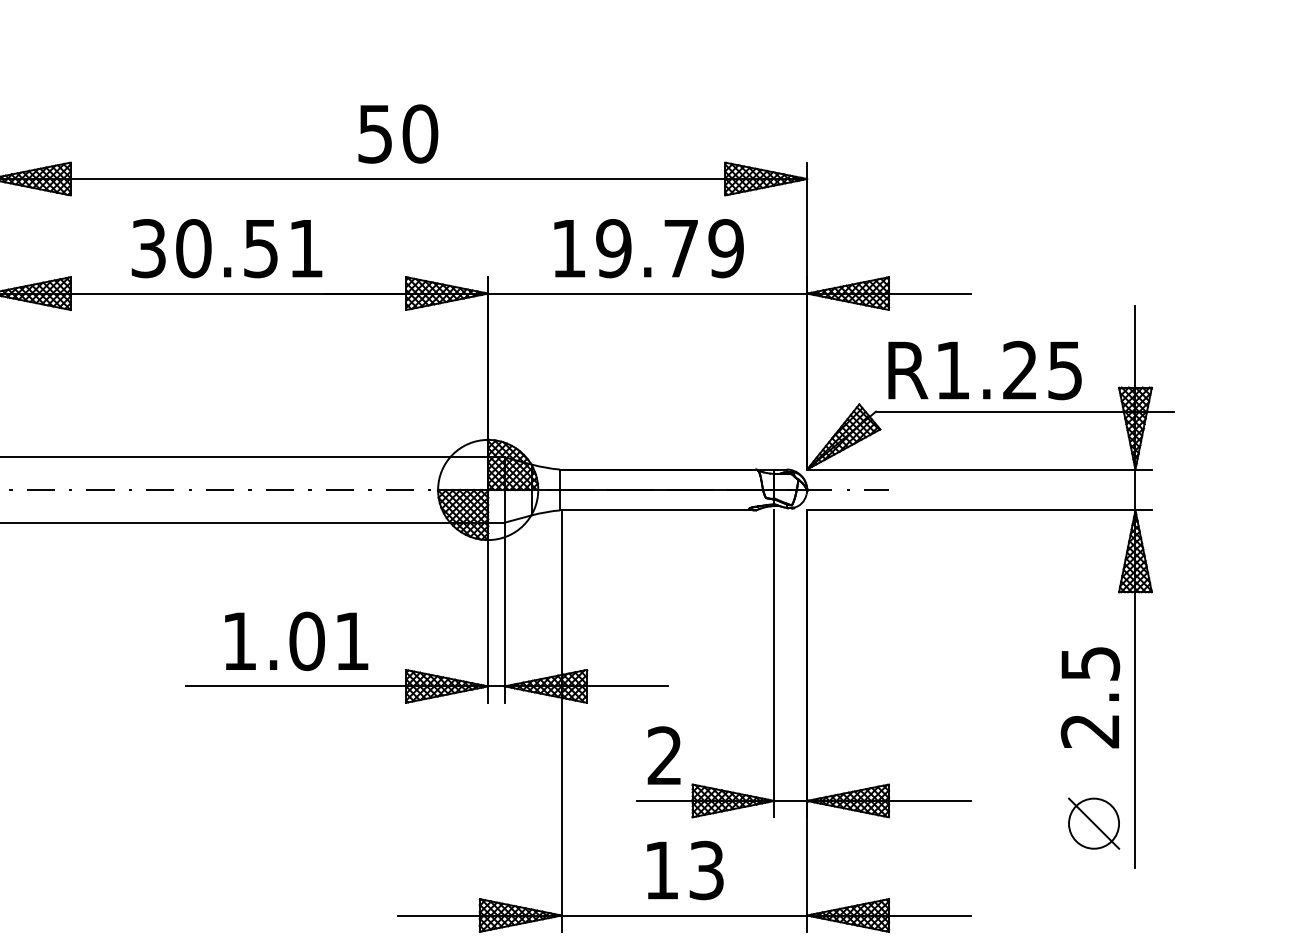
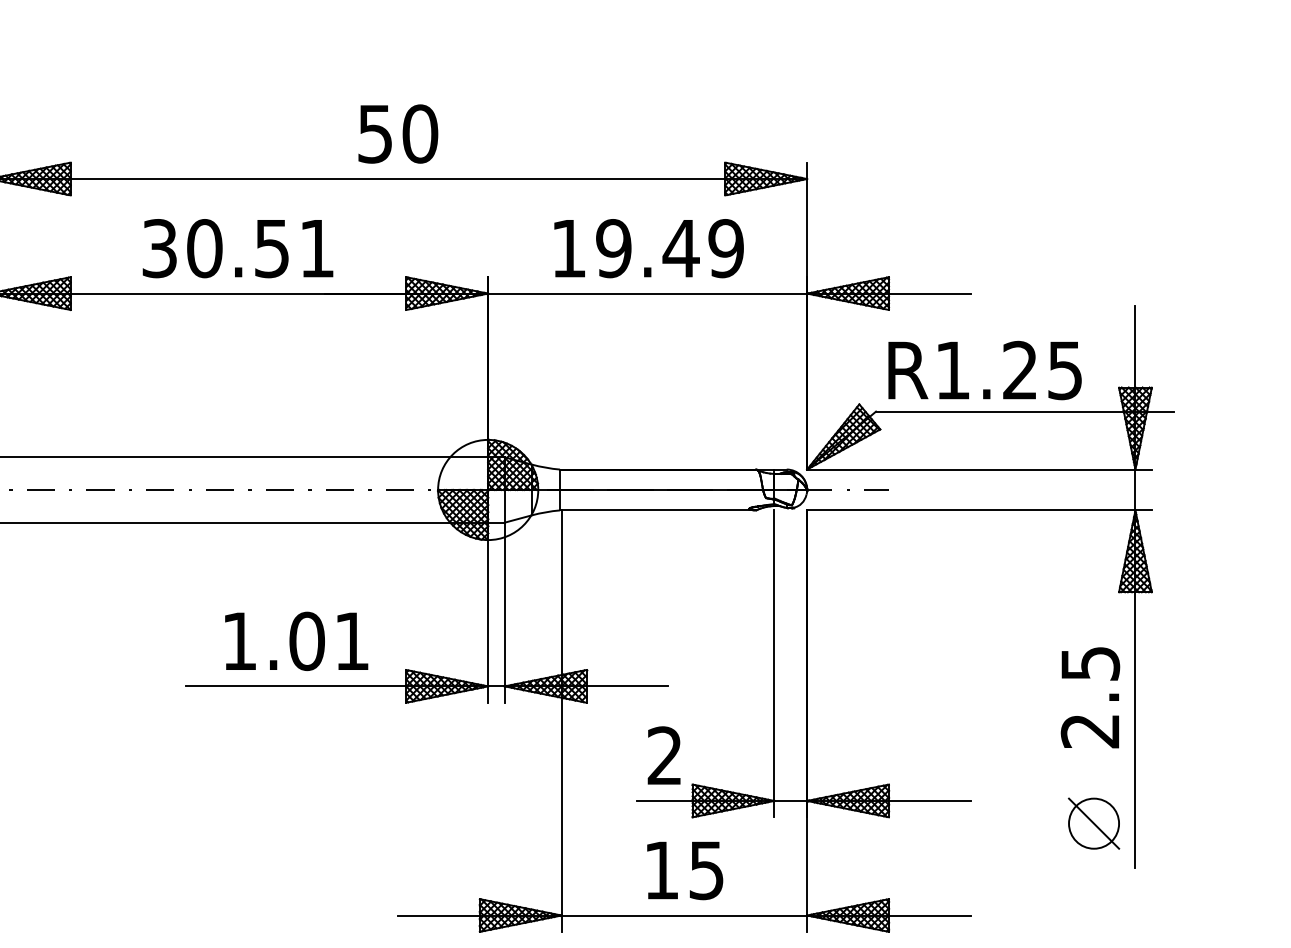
text position: (226, 248) -> (237, 248) (237, 248)
text: 19.79 -> 19.49 (680, 248)
text: 13 -> 15 (706, 869)
